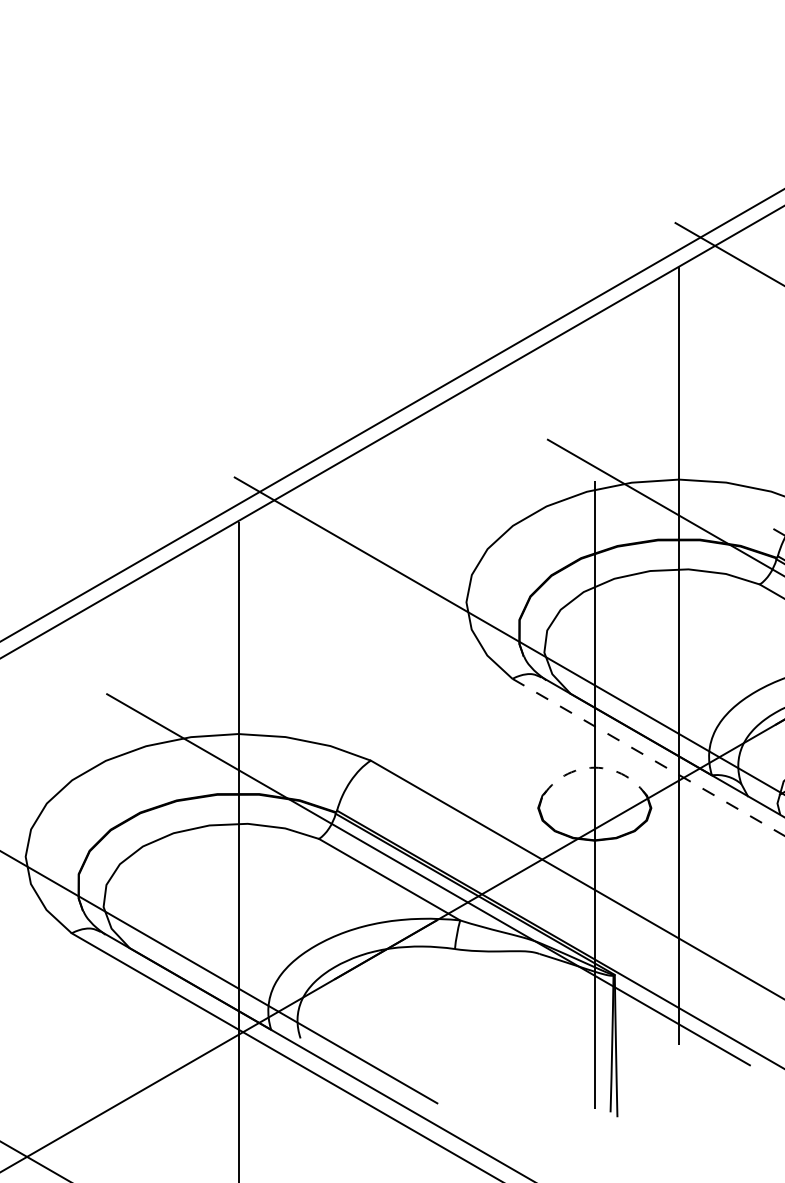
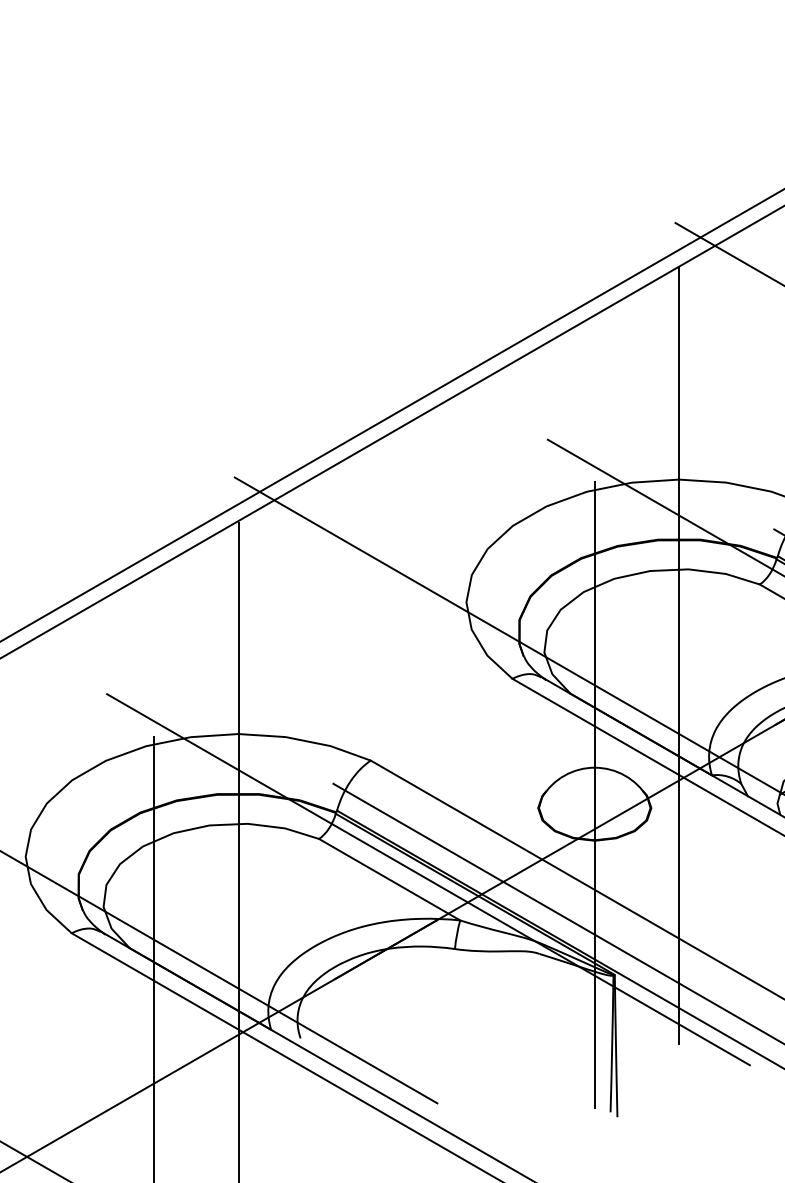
line: dashed -> solid (648, 757)
arc: dashed -> solid (594, 767)
line: none -> present (556, 912)
line: none -> present (154, 957)
